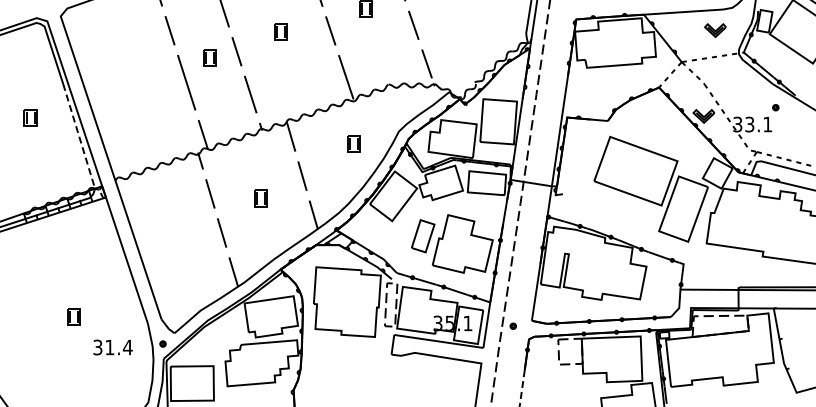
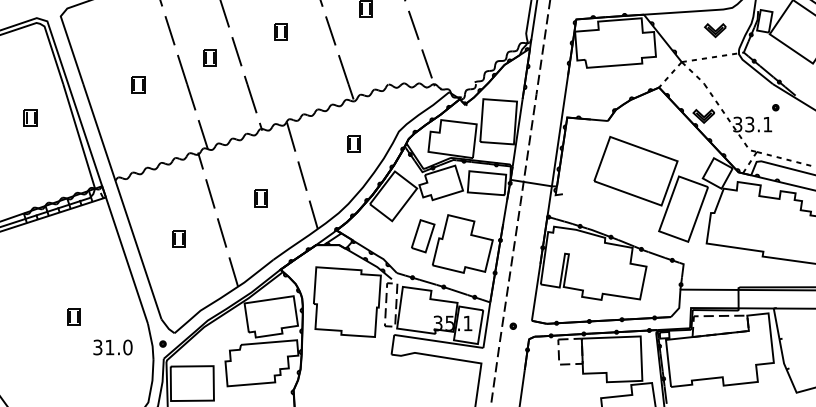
part: none -> present (138, 84)
line: dashed -> solid (79, 136)
part: none -> present (178, 238)
text: 31.4 -> 31.0 (127, 347)
line: dashed -> solid (522, 388)
